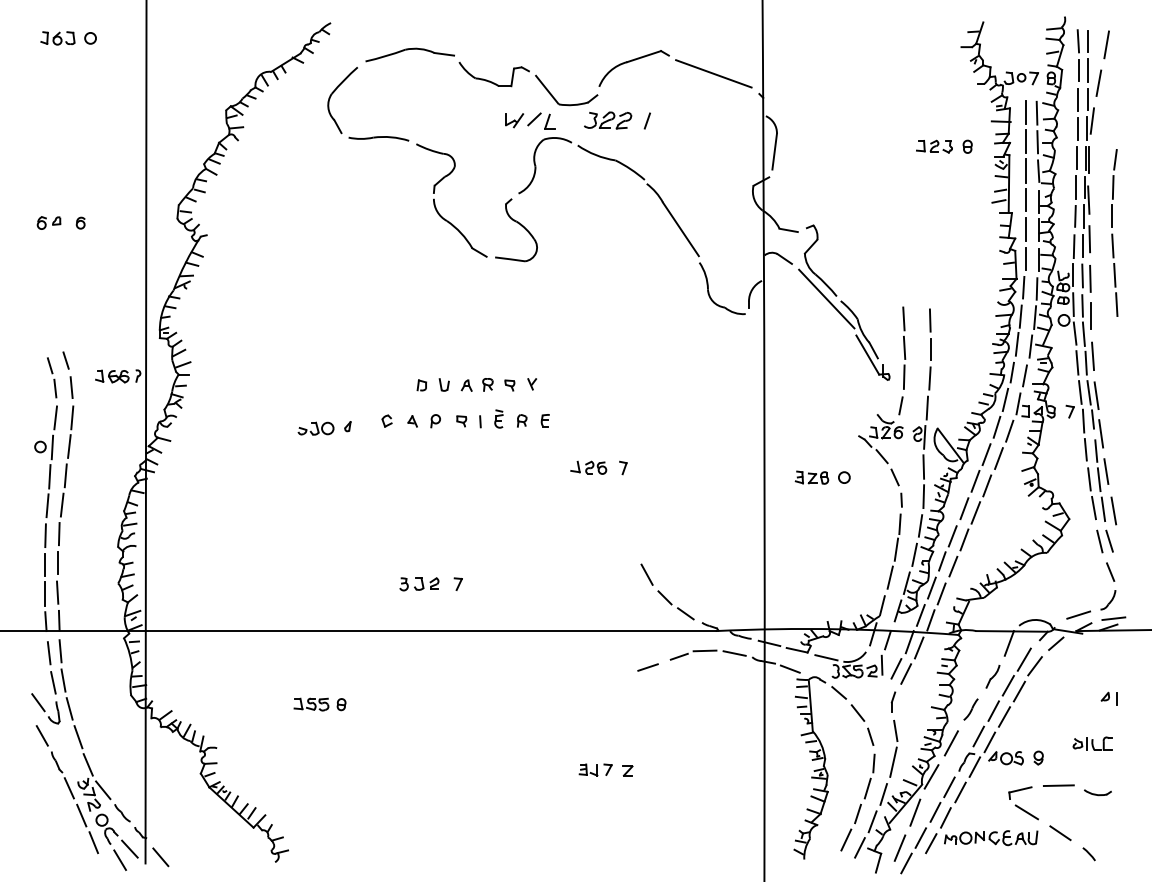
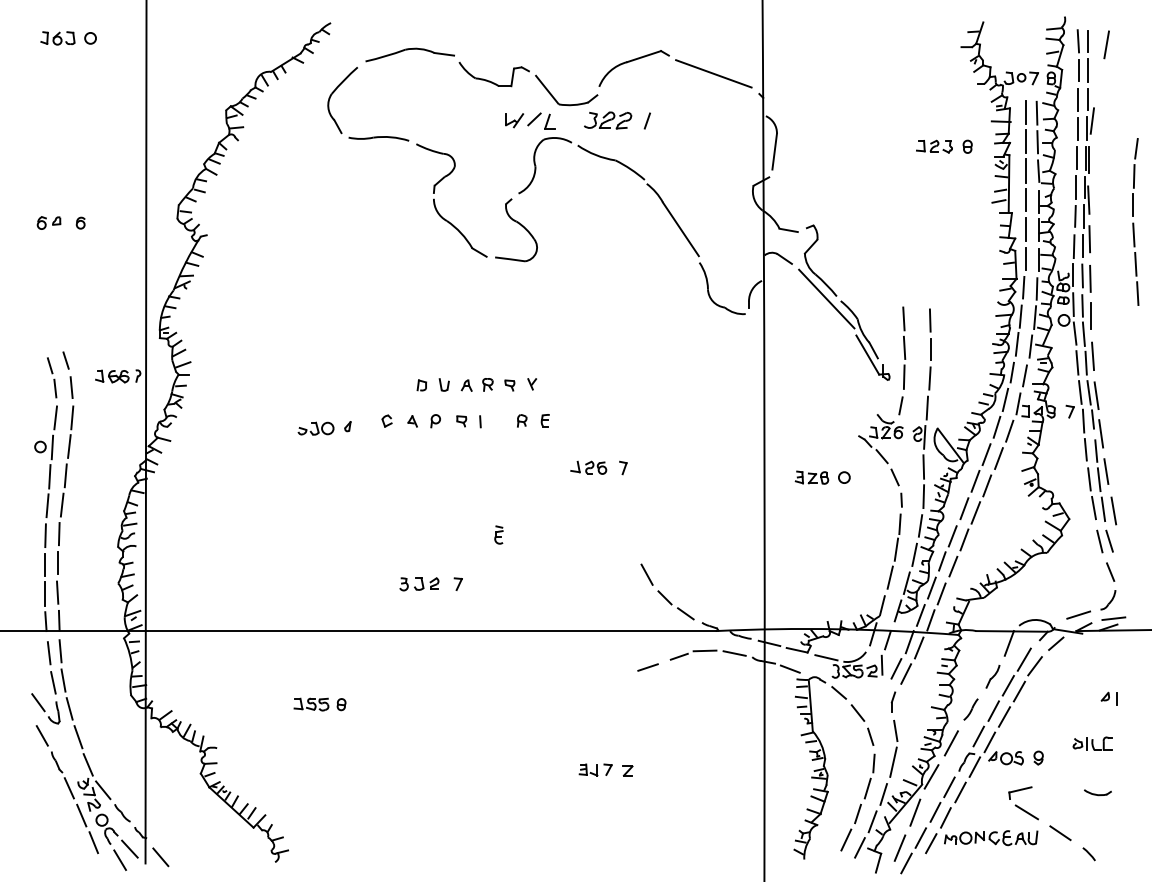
line: present -> none (1098, 82)
part position: (1114, 232) -> (1135, 221) (1135, 221)
part position: (498, 418) -> (498, 534) (498, 534)
line: present -> none (1058, 785)
